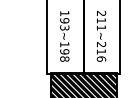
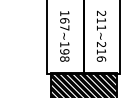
text: 193~198 -> 167~198 (64, 24)
